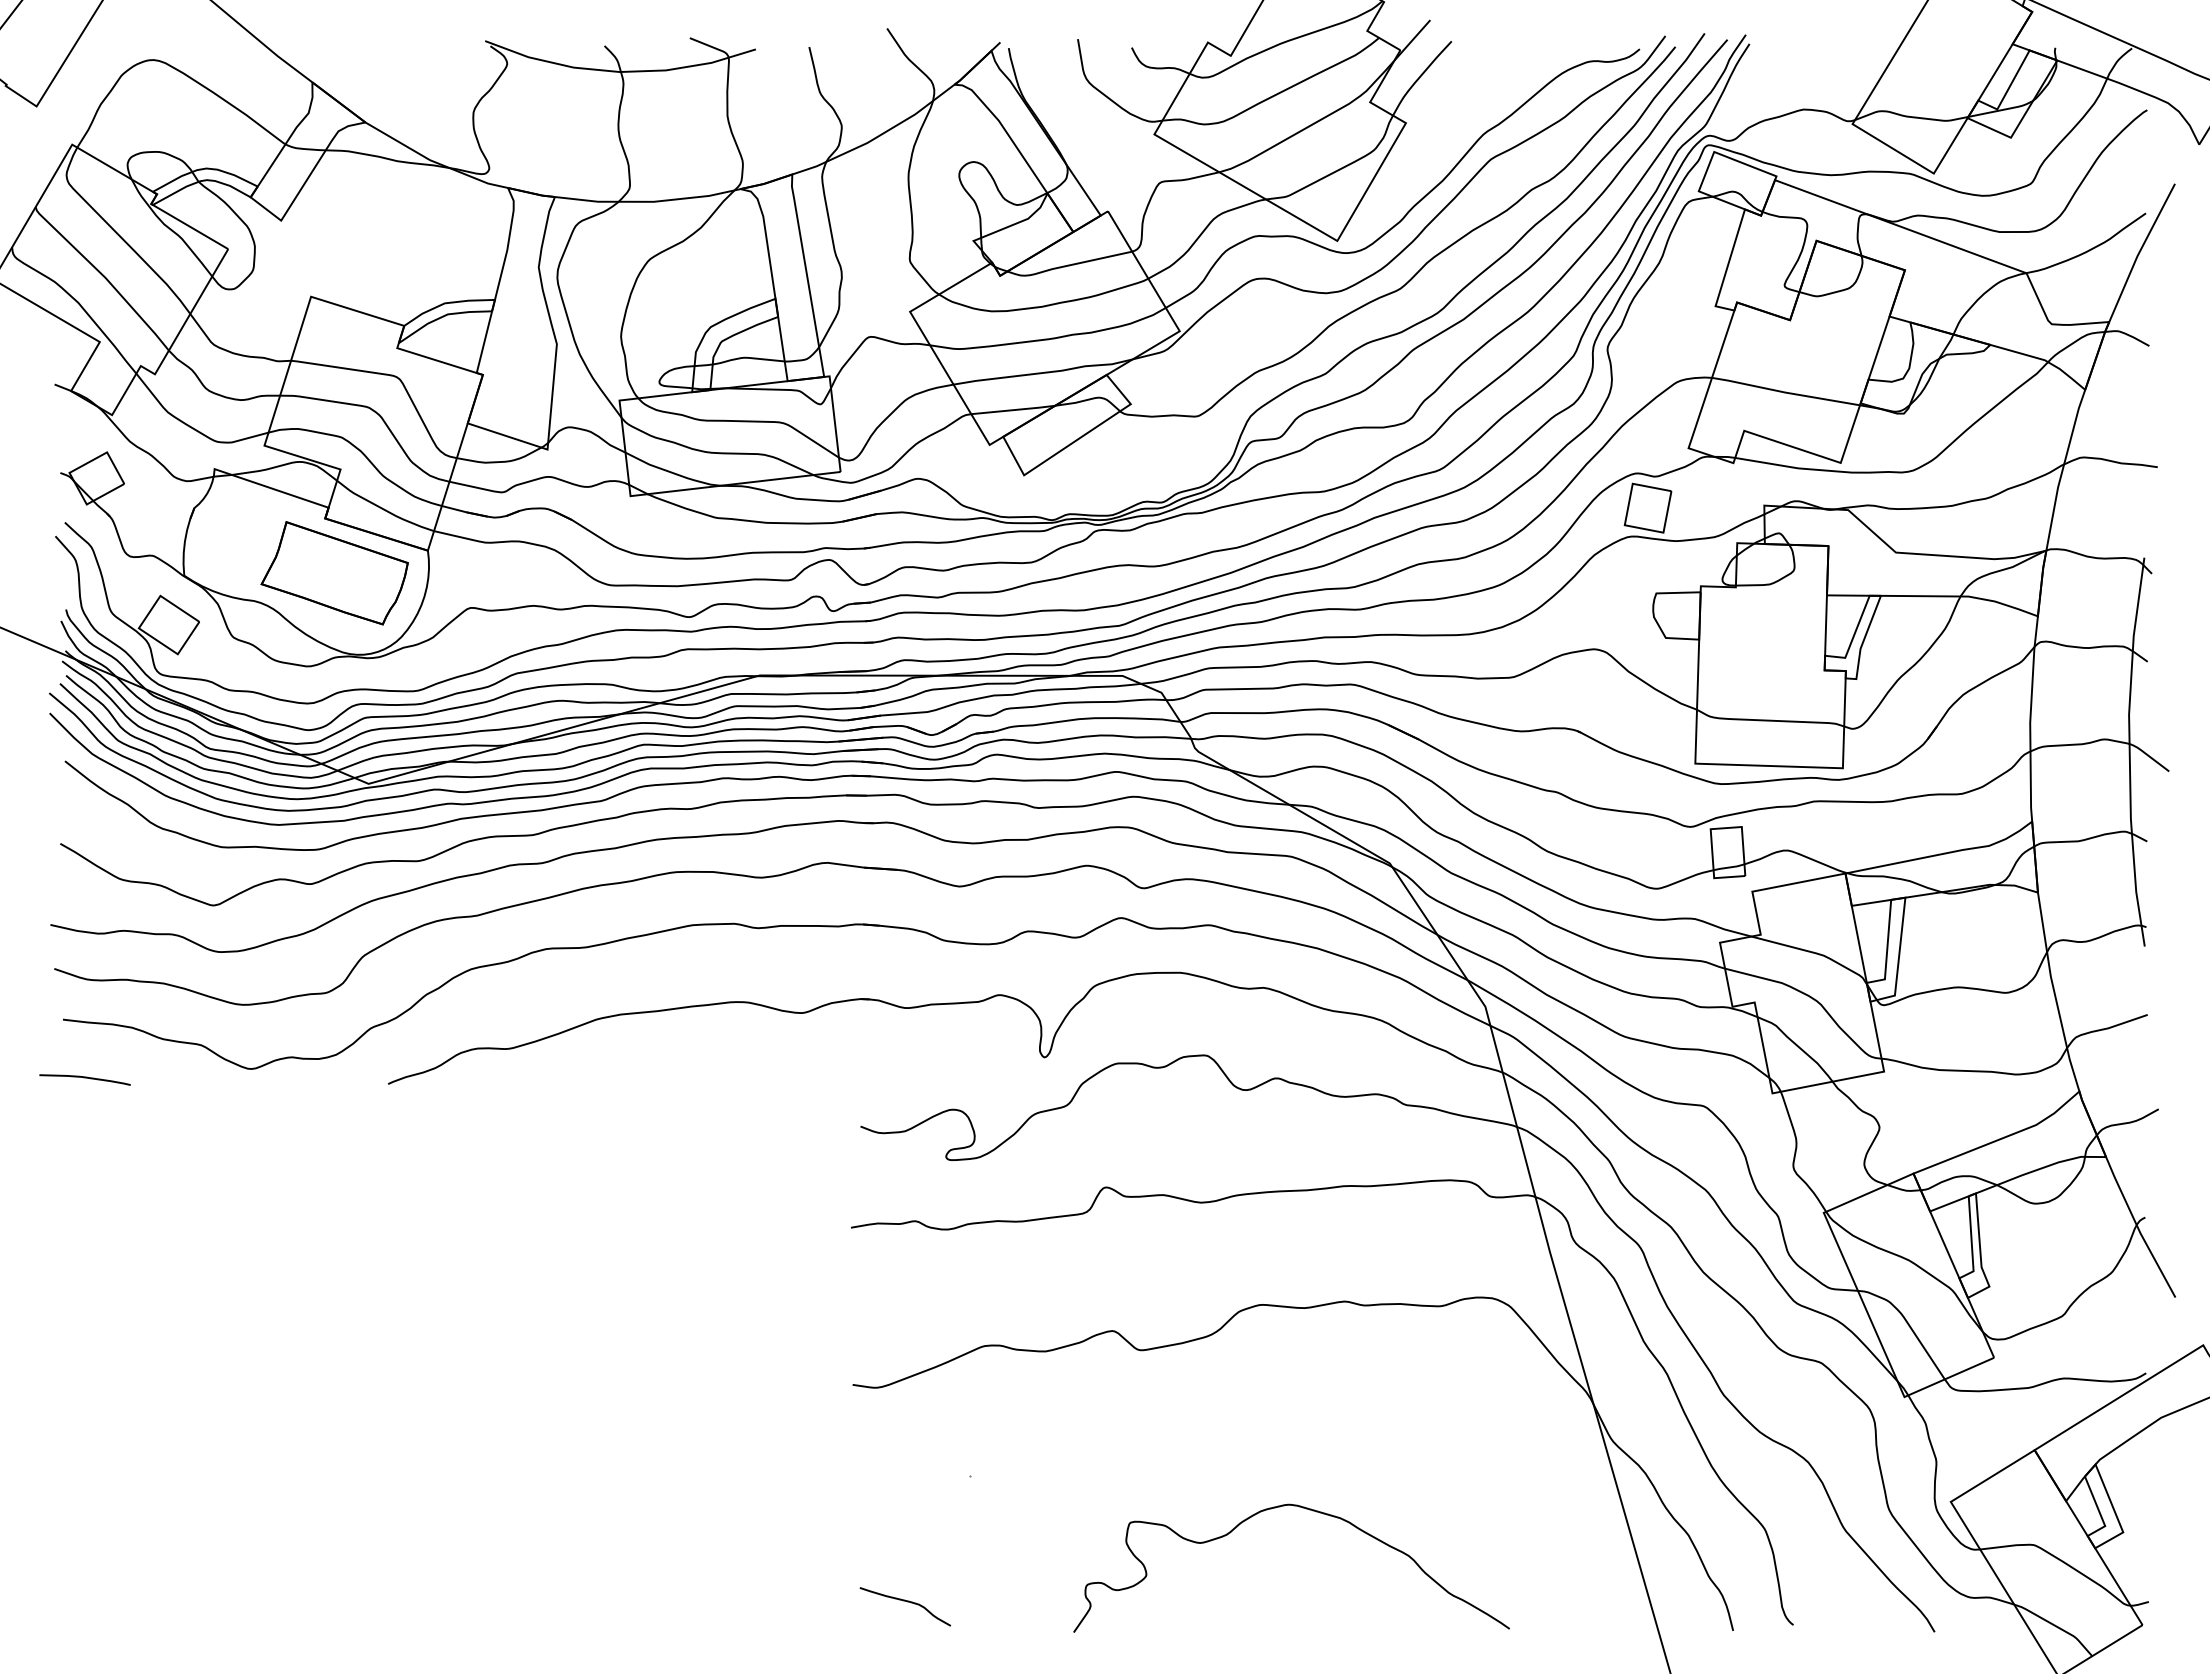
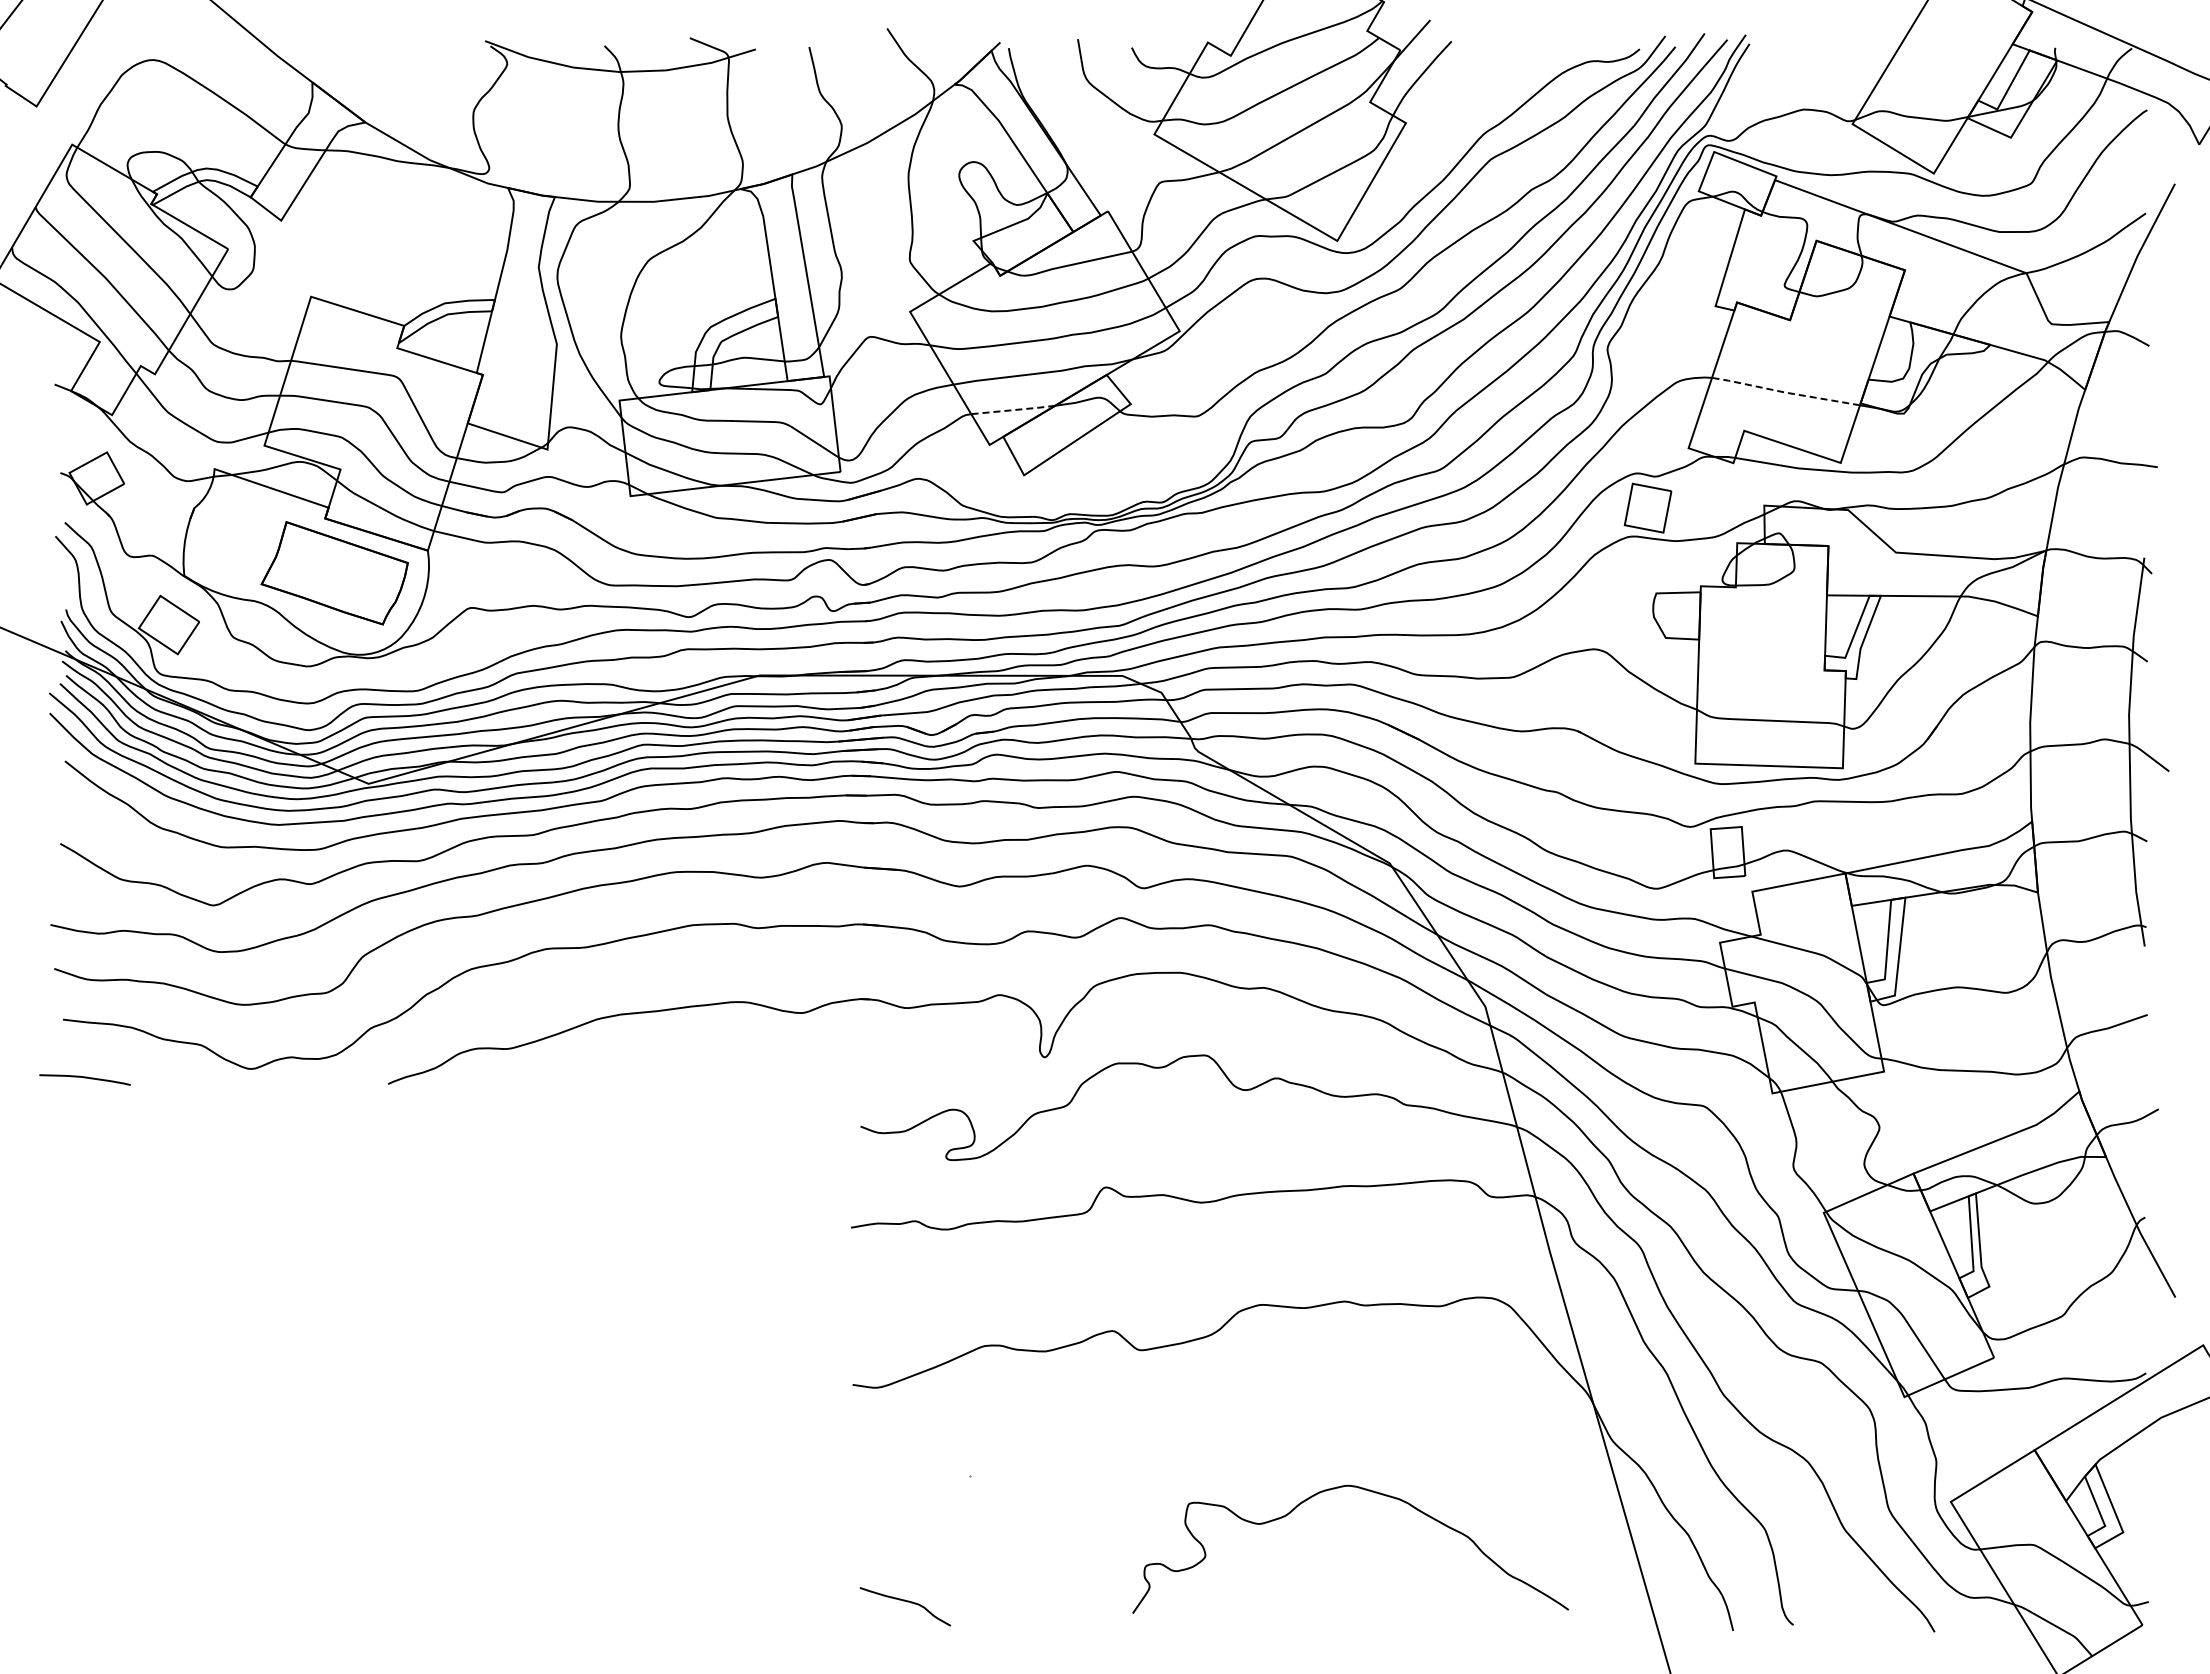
line: solid -> dashed (1785, 392)
line: solid -> dashed (1013, 410)
curve position: (1309, 1510) -> (1368, 1491) (1368, 1491)
